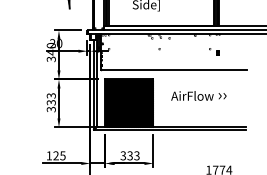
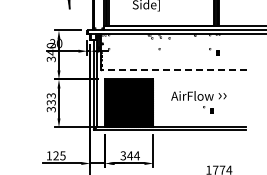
line: solid -> dashed (173, 70)
part: none -> present (208, 109)
text: 333 -> 344 (133, 155)
